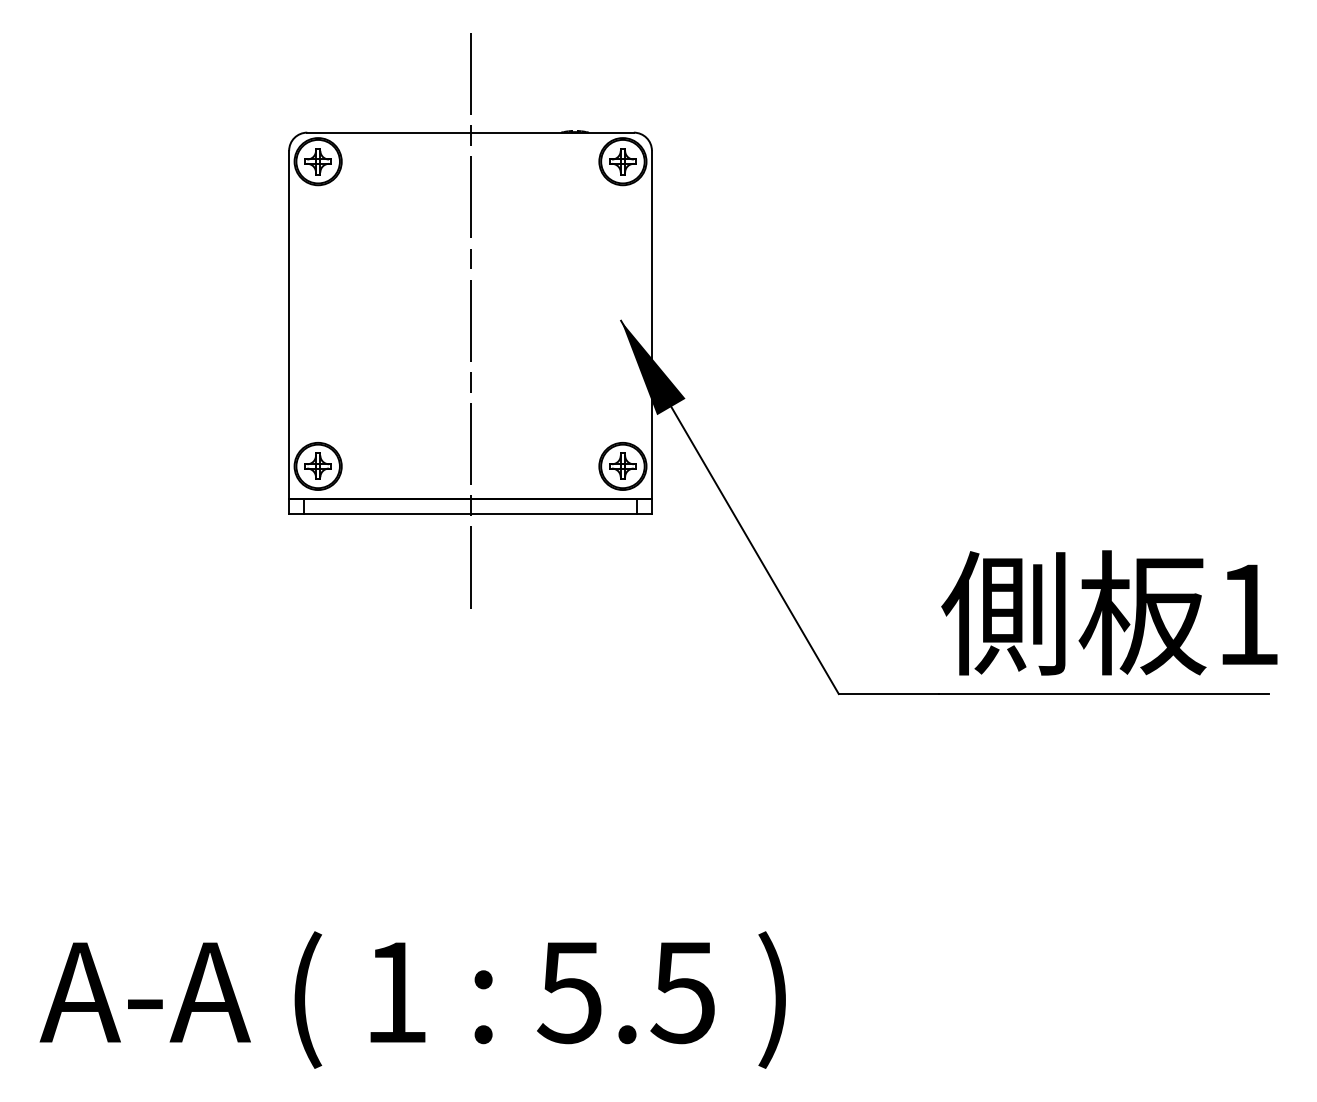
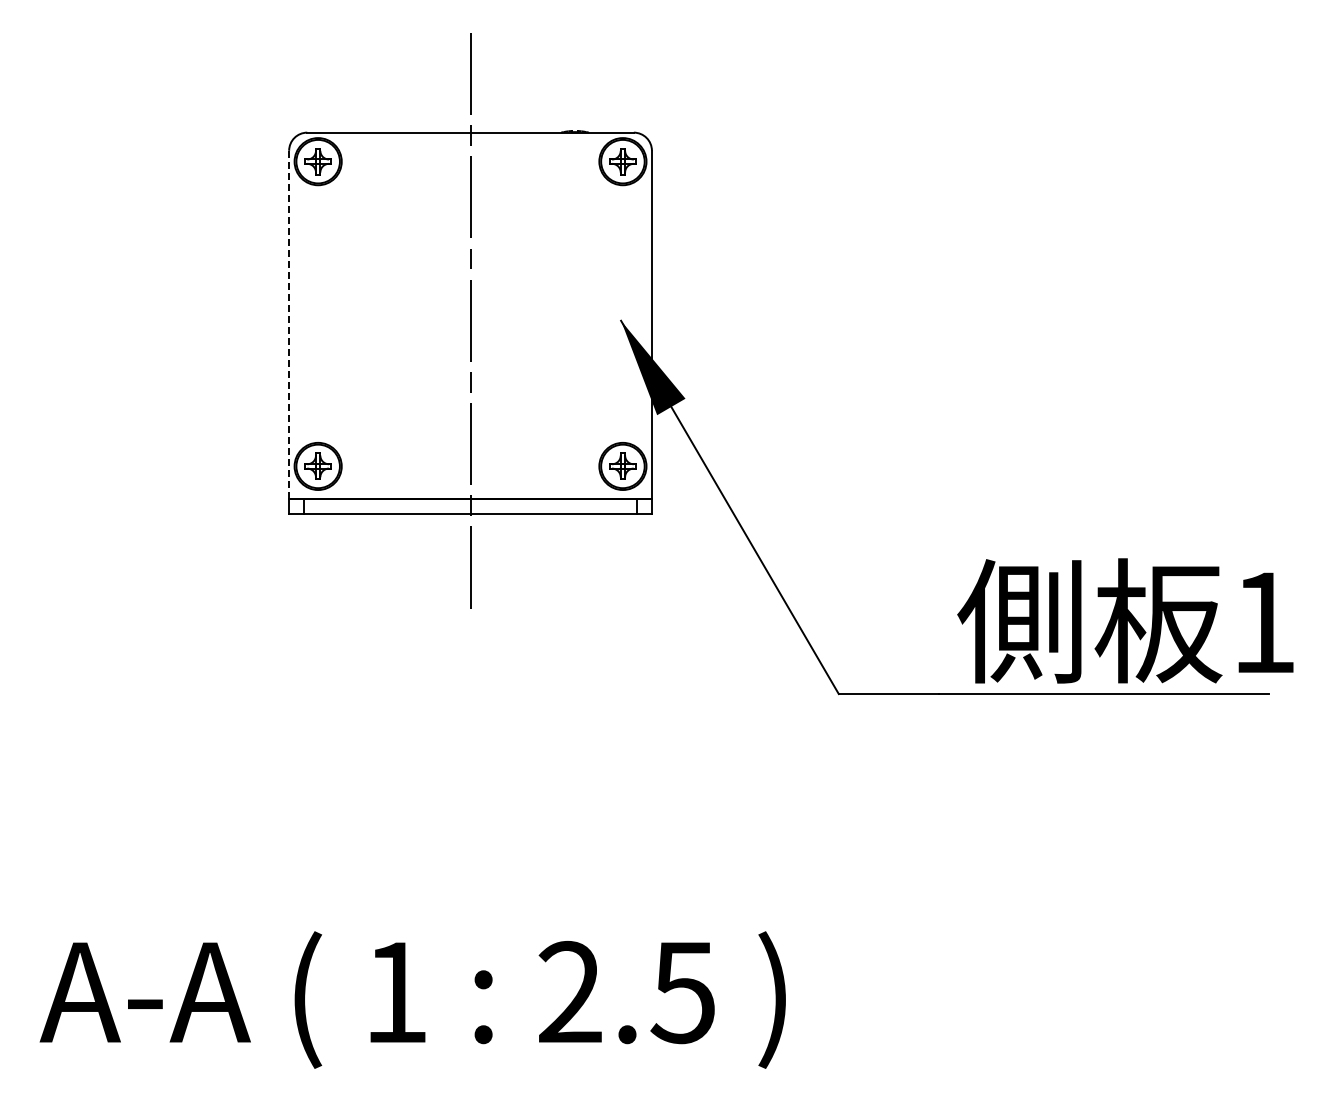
line: solid -> dashed (289, 324)
text position: (1109, 612) -> (1125, 620) (1125, 620)
text: 5.5 -> 2.5 (569, 992)
